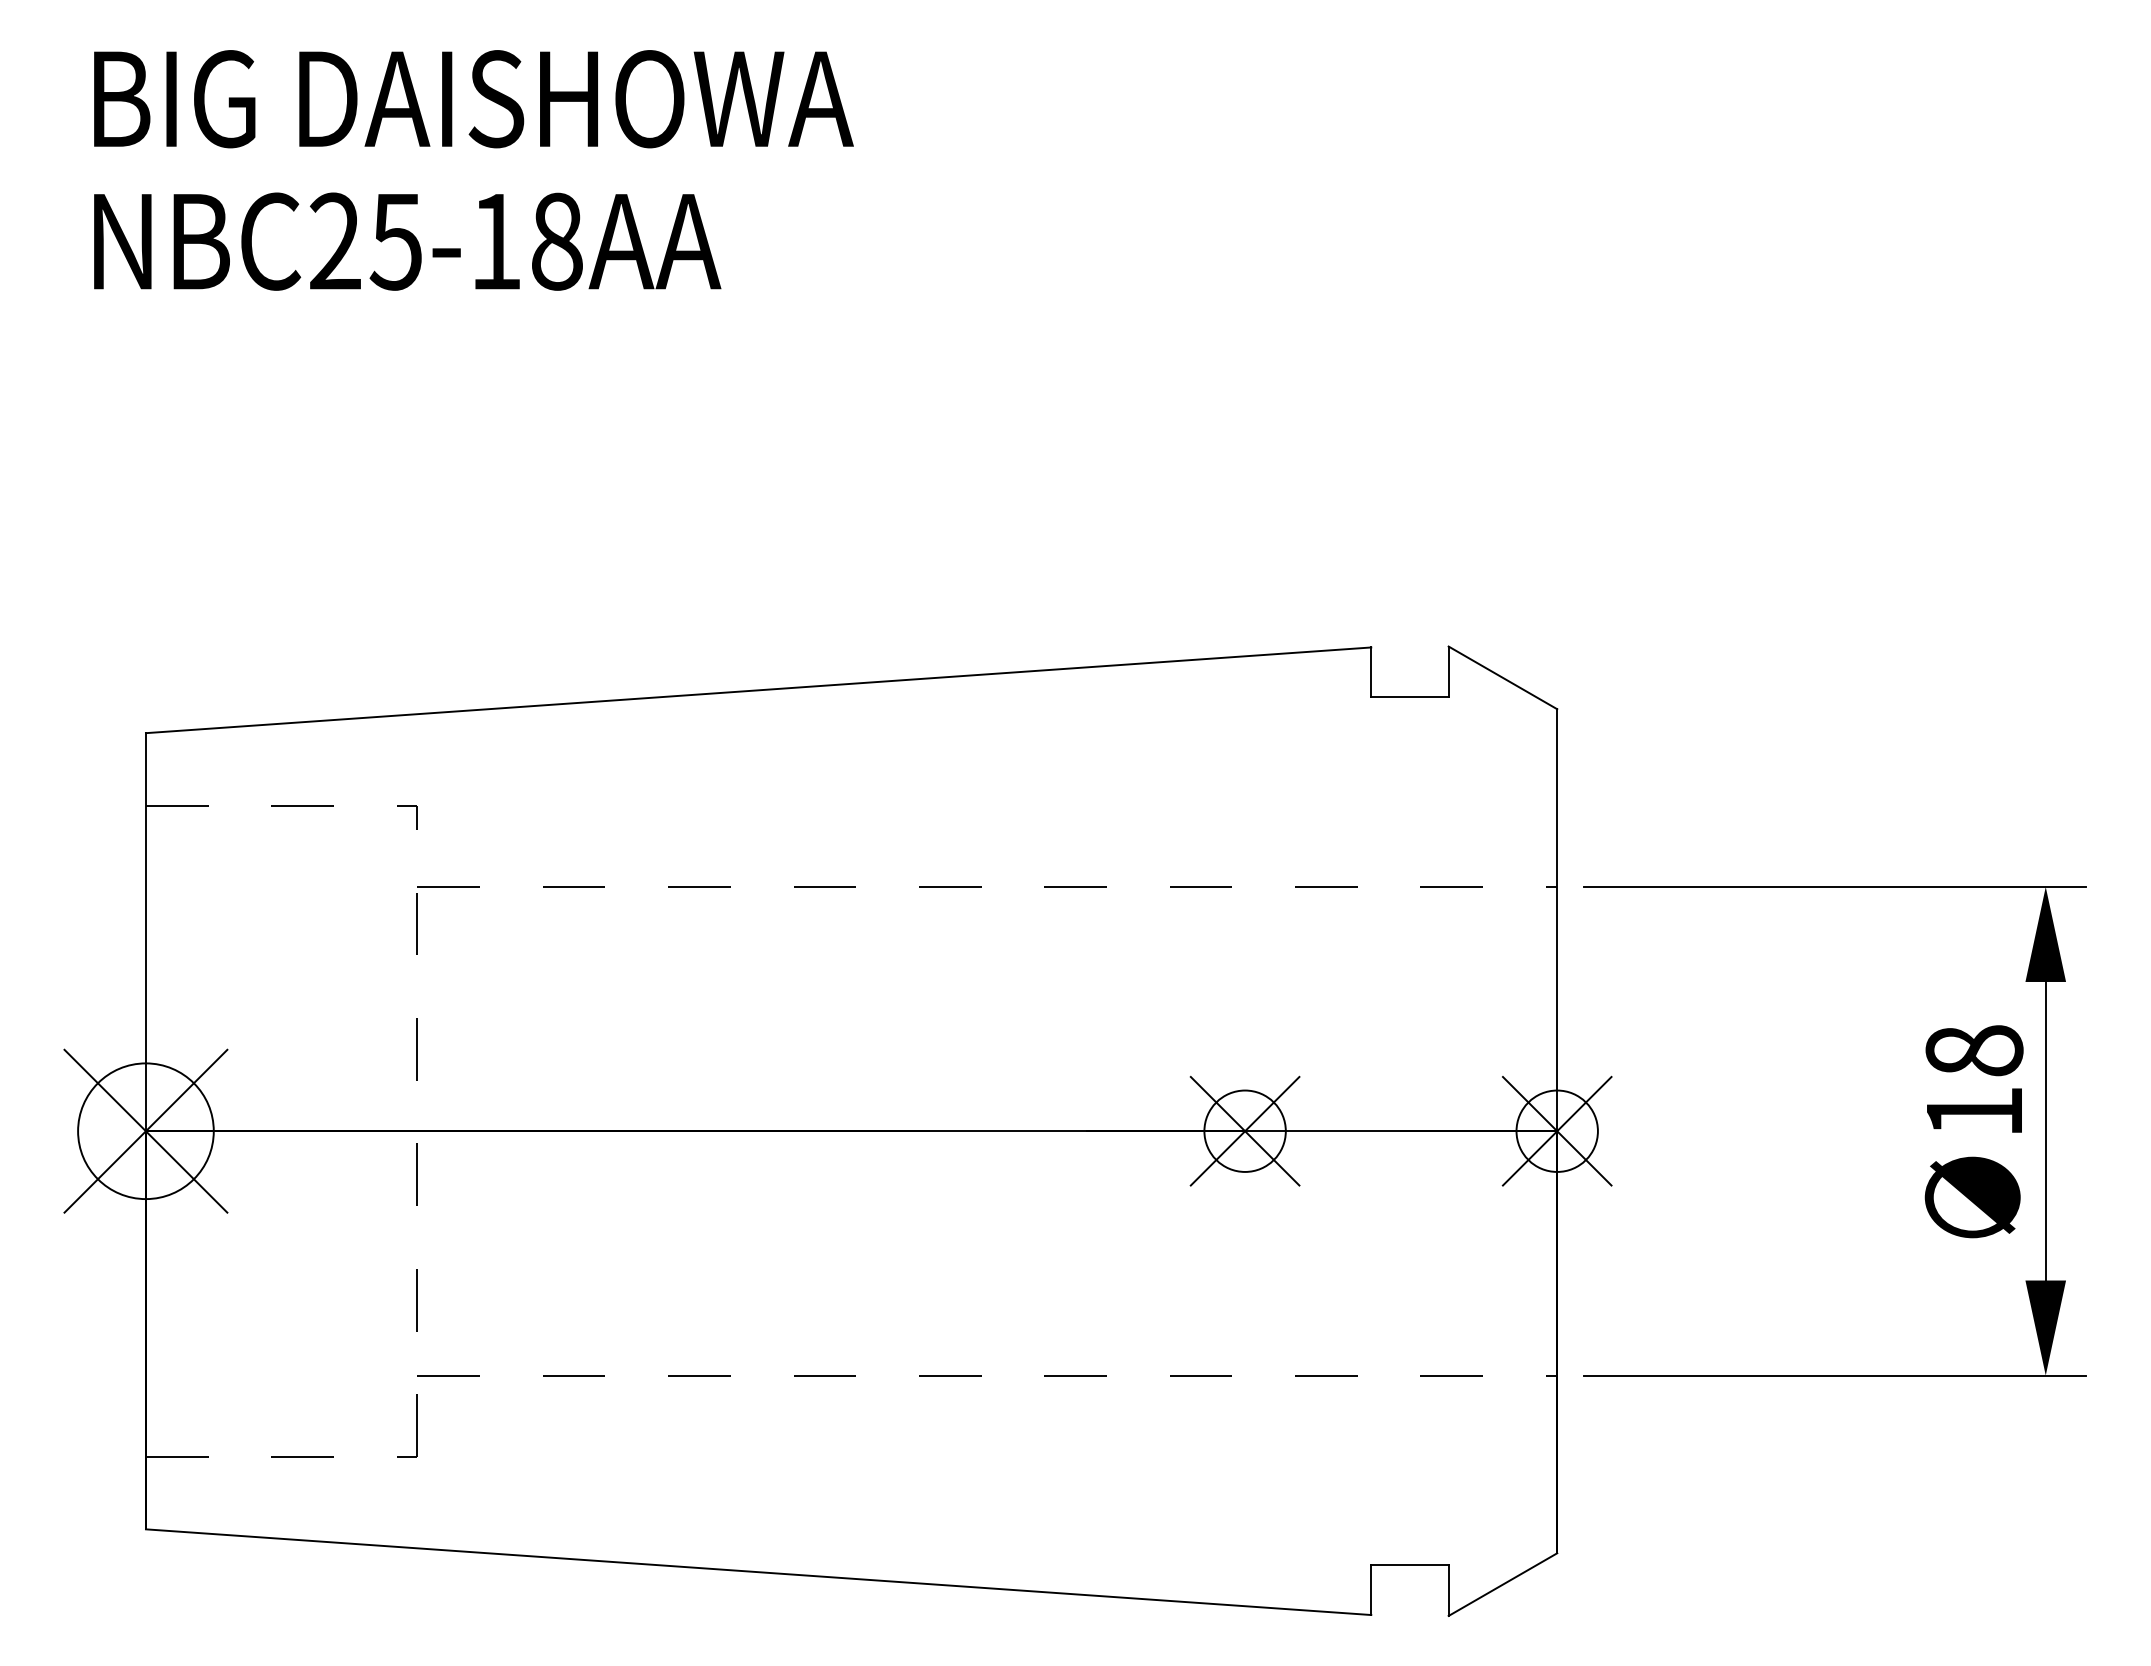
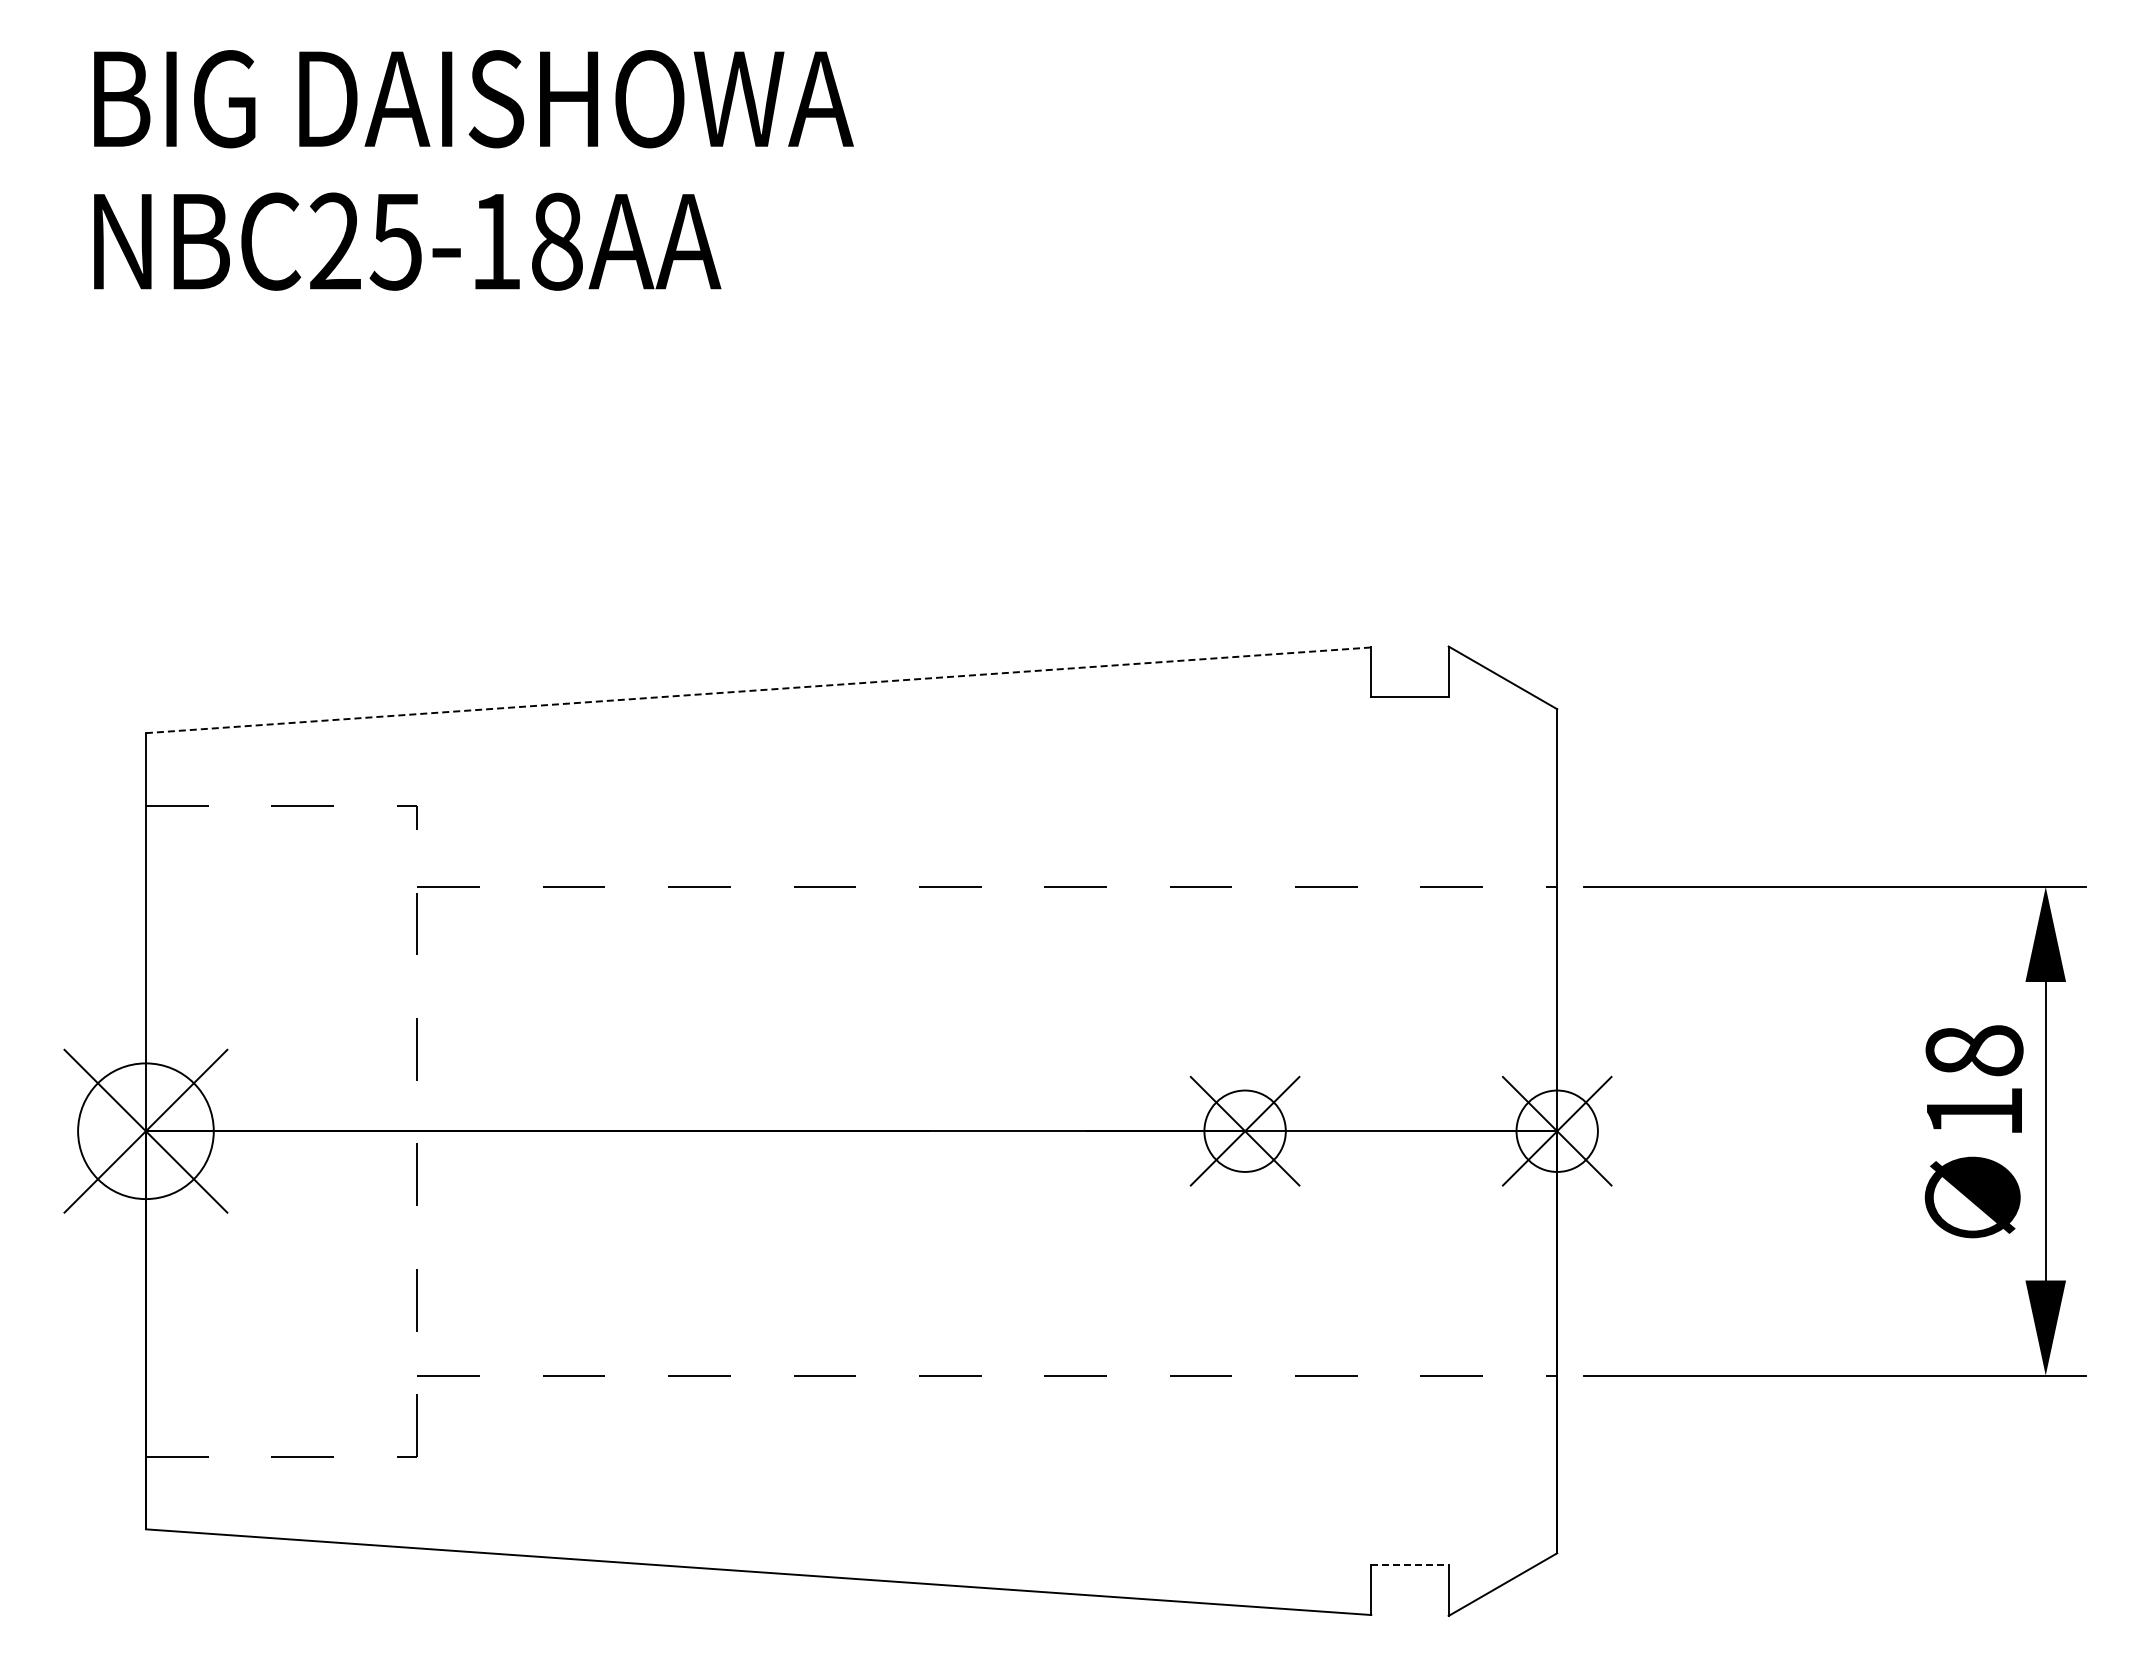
line: solid -> dashed (759, 690)
line: solid -> dashed (1409, 1565)
